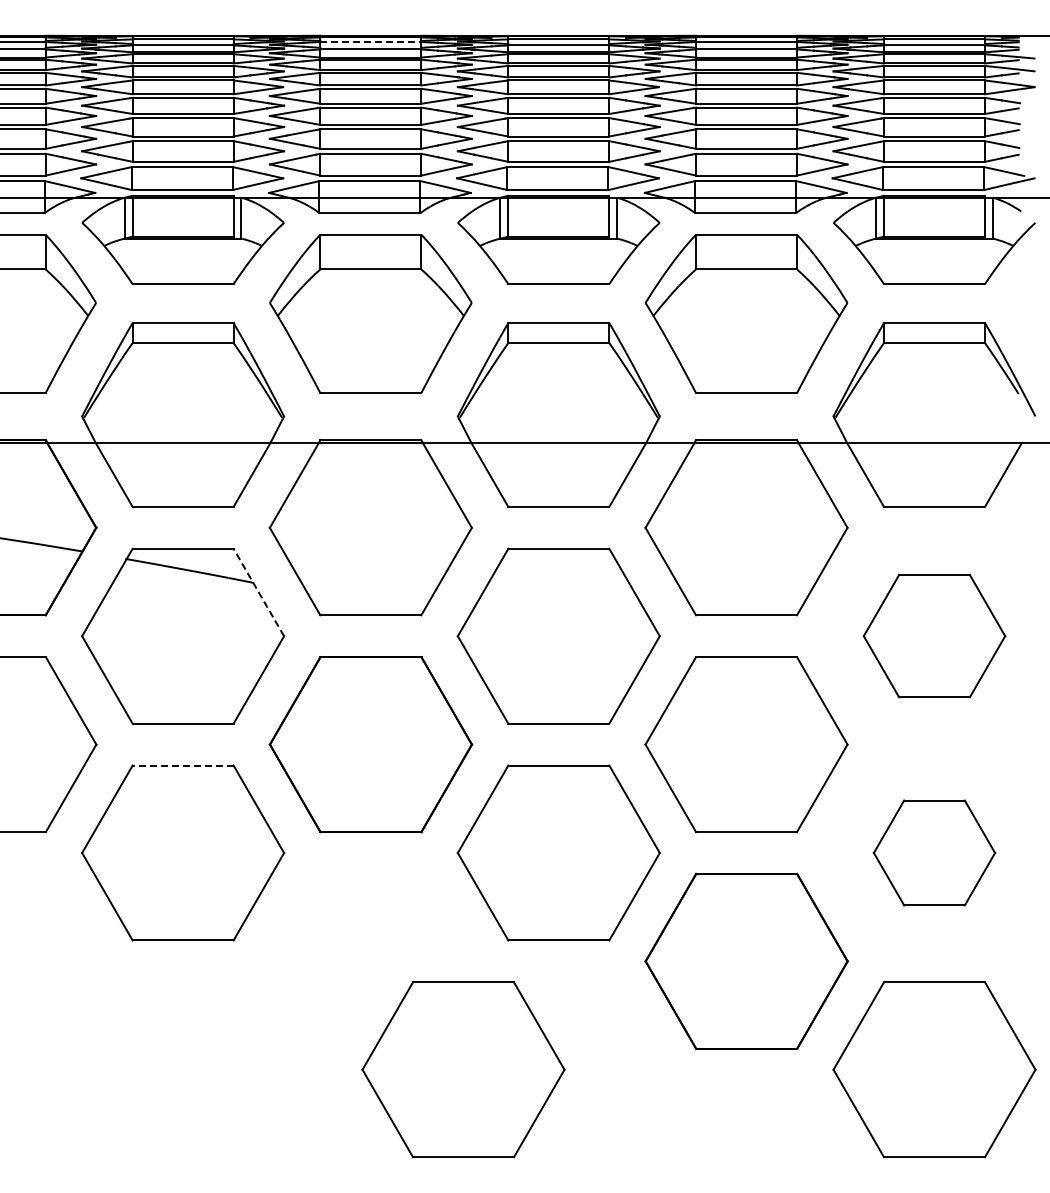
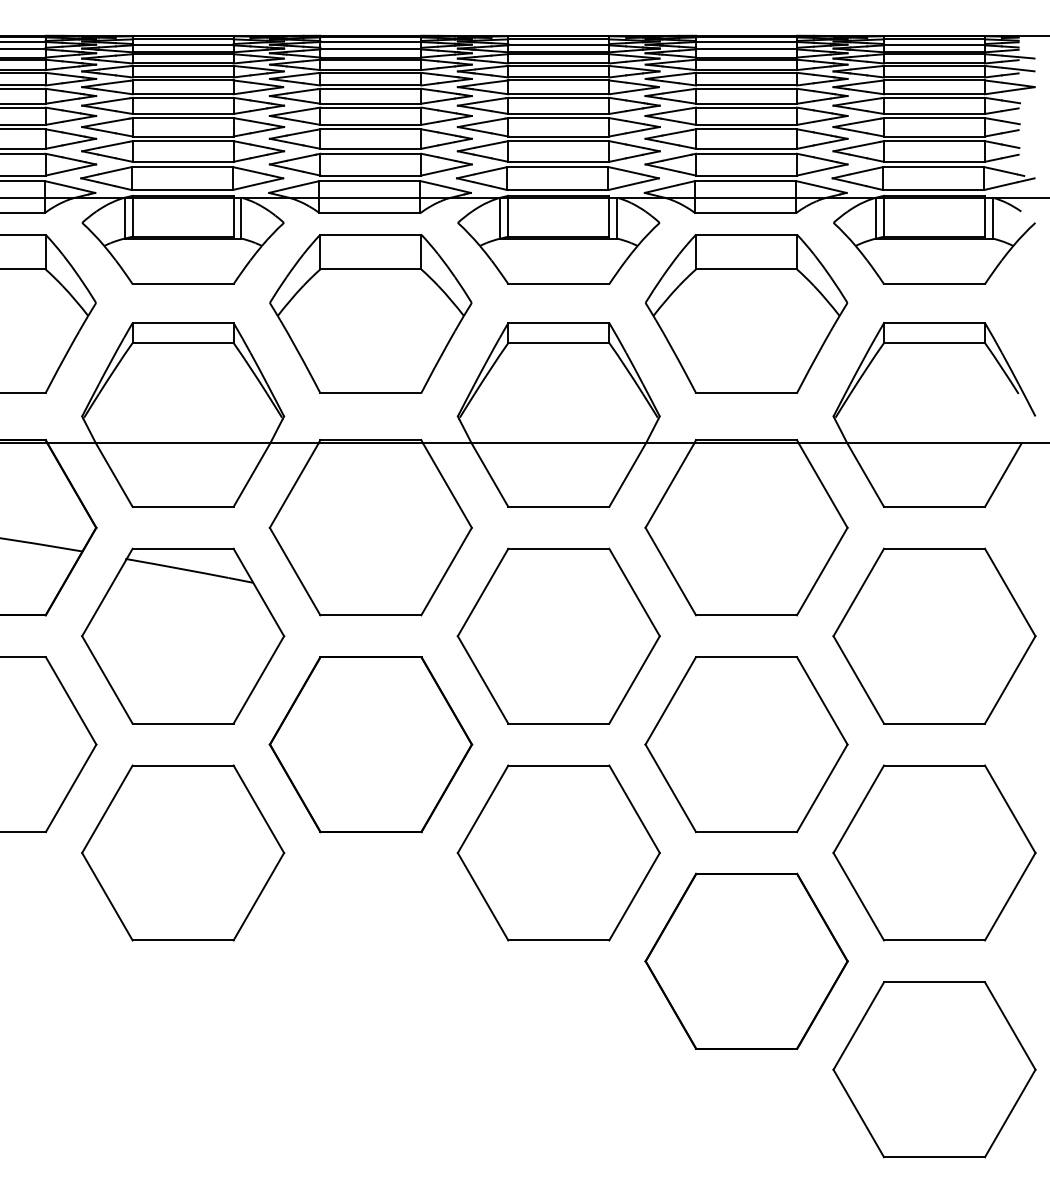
line: dashed -> solid (371, 42)
line: dashed -> solid (258, 592)
part size: 145x125 px -> 205x178 px (934, 635)
line: dashed -> solid (182, 765)
part size: 125x108 px -> 205x178 px (934, 852)
part: present -> none (463, 1069)
